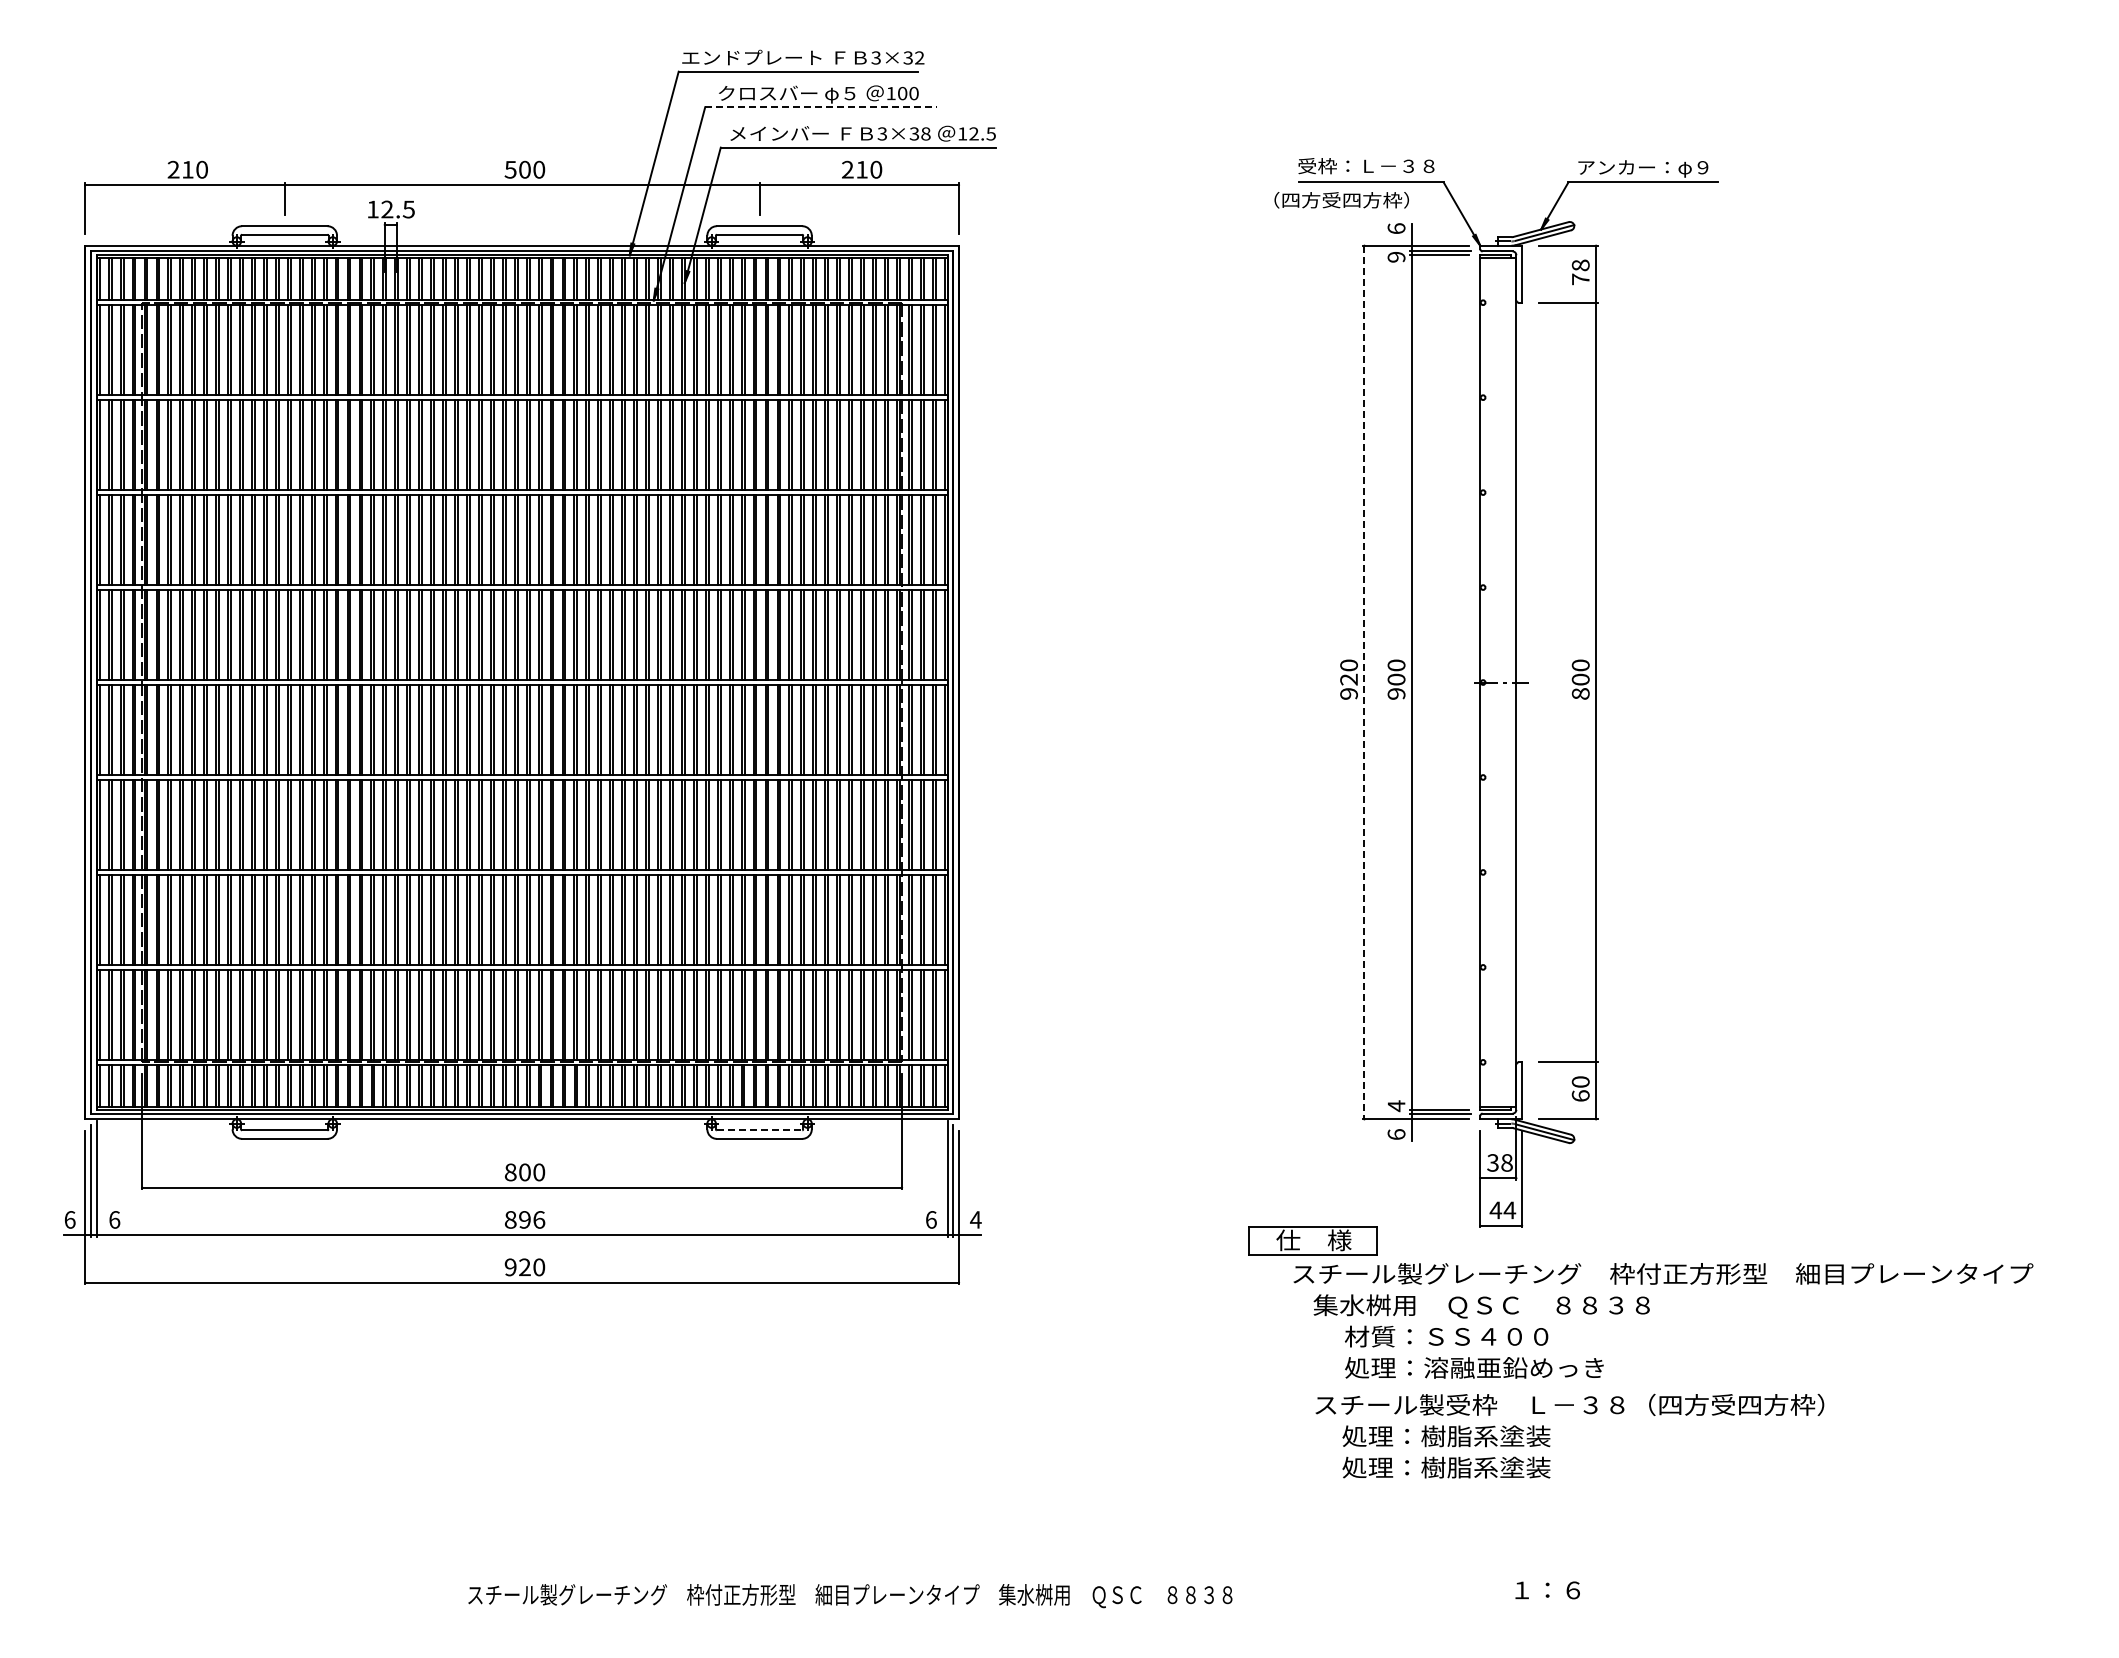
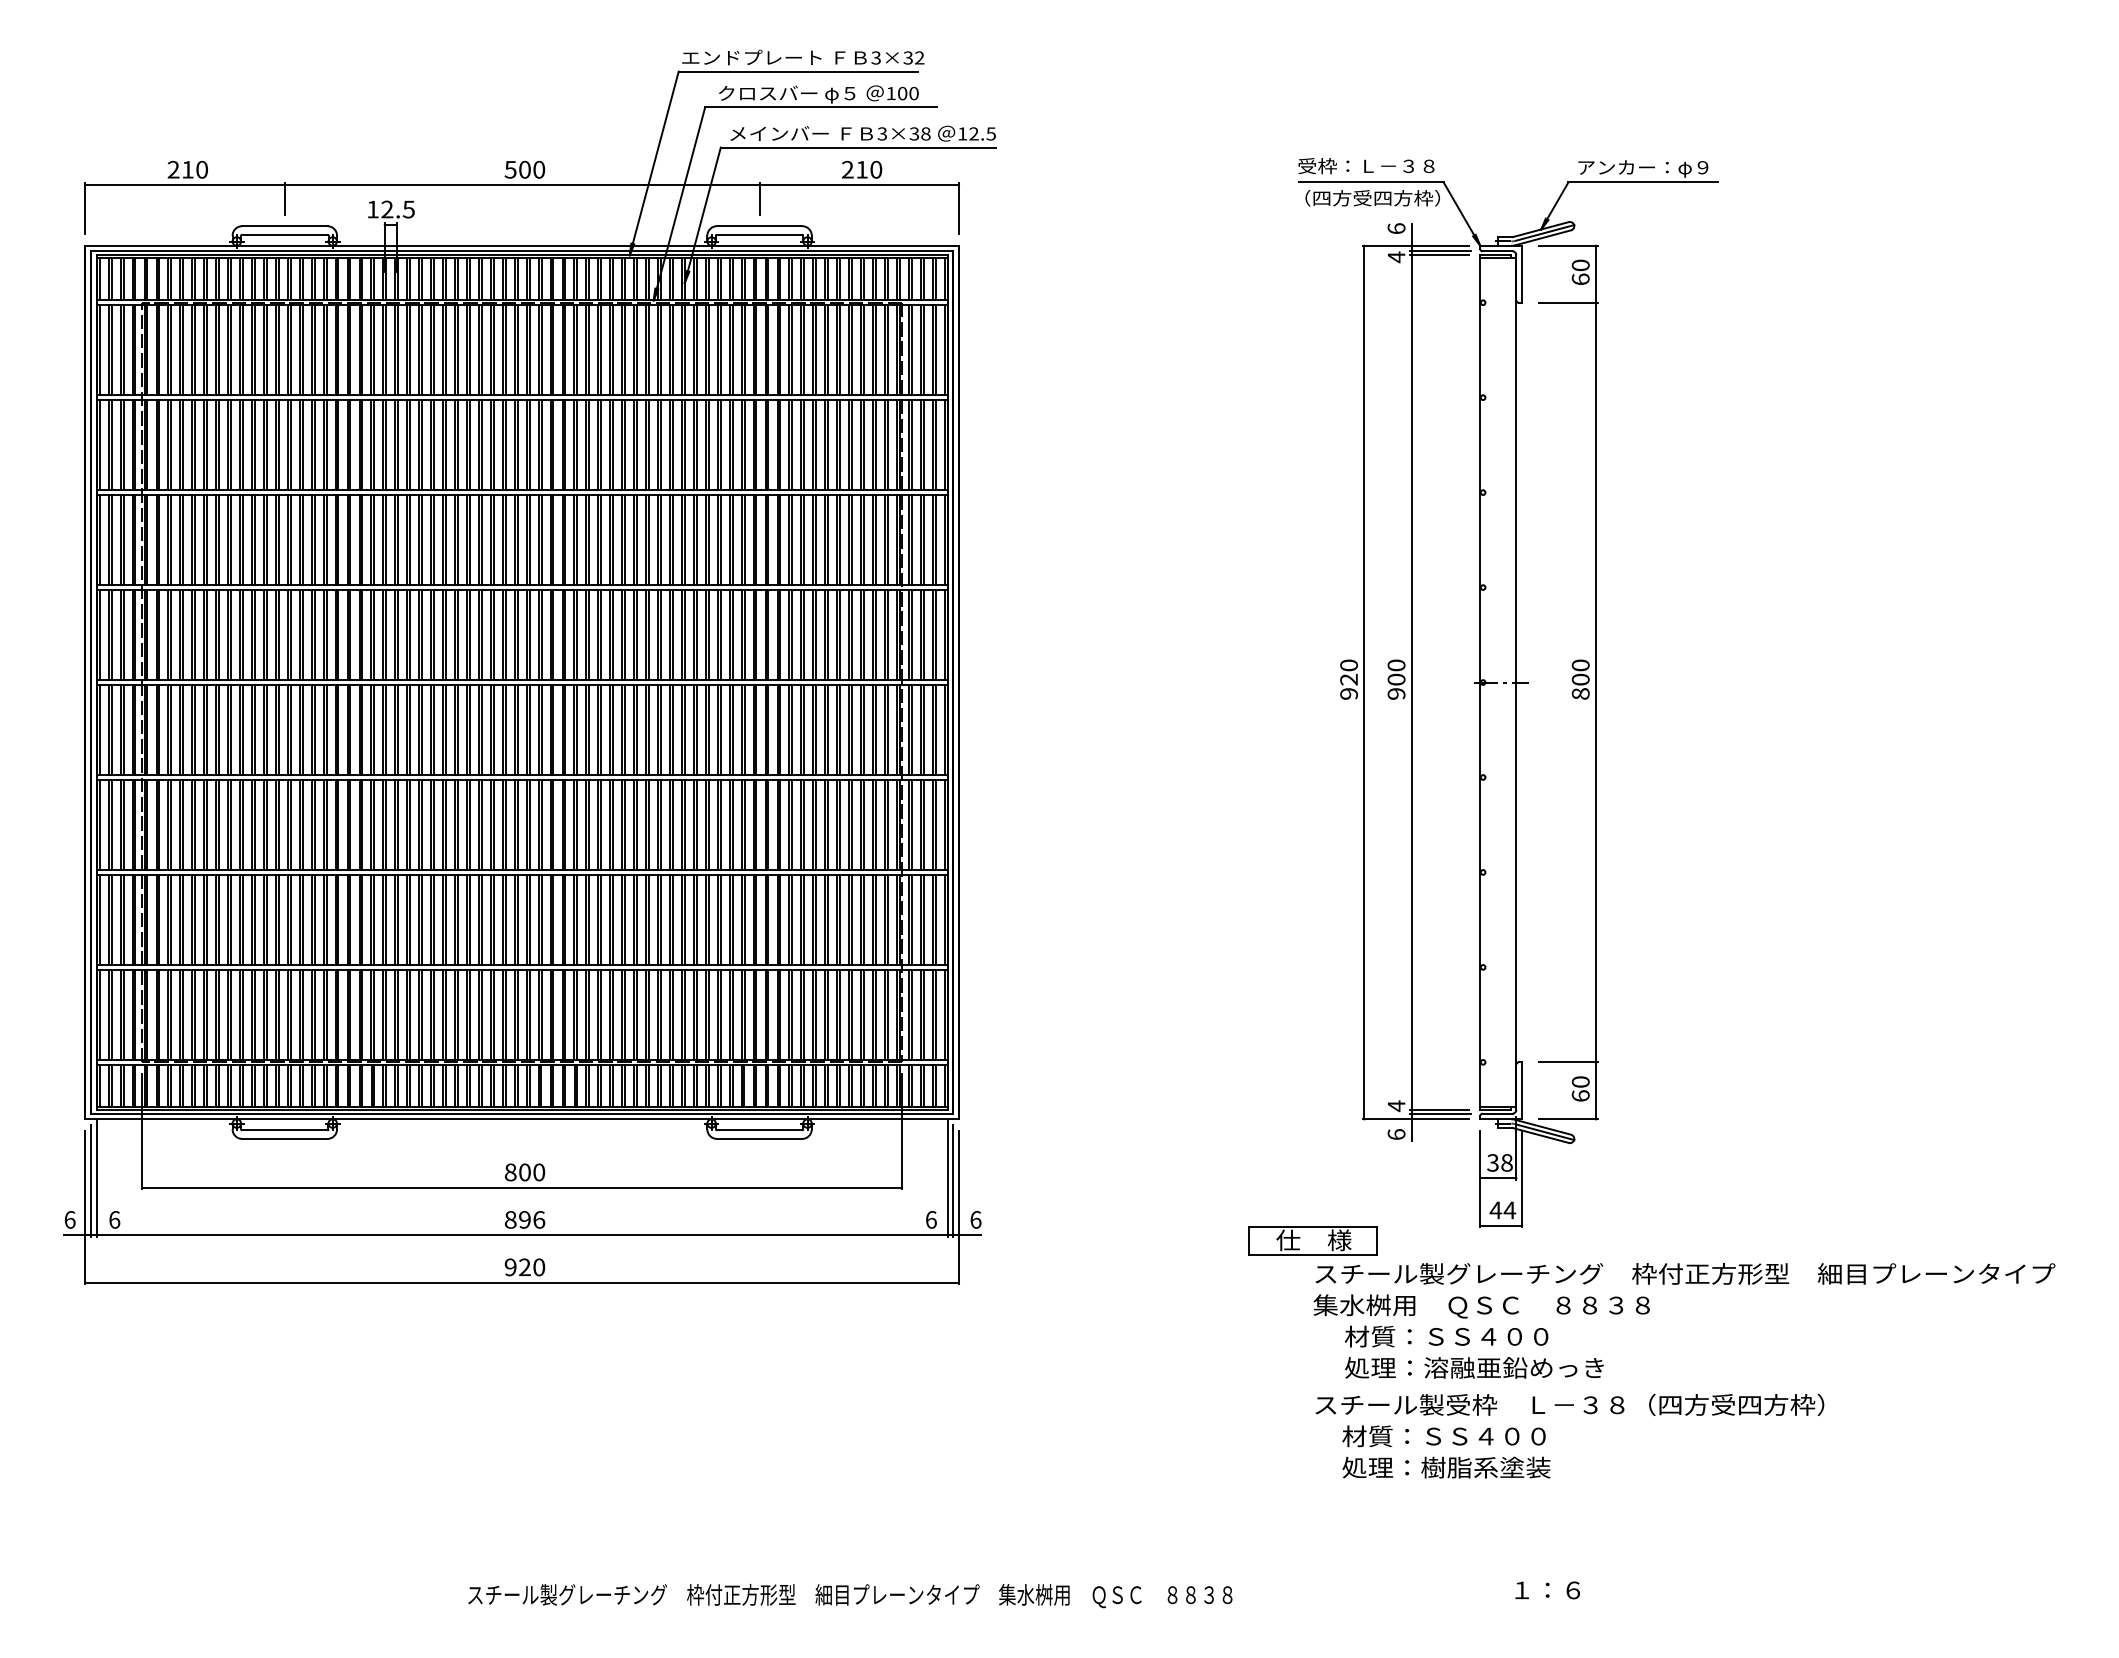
line: dashed -> solid (821, 107)
text position: (1341, 200) -> (1372, 198) (1372, 198)
text: 9 -> 4 (1396, 257)
text: 78 -> 60 (1580, 272)
line: dashed -> solid (1364, 682)
line: dashed -> solid (759, 1130)
text: 4 -> 6 (975, 1219)
text position: (1663, 1273) -> (1685, 1273) (1685, 1273)
text: 処理：樹脂系塗装 -> 材質：ＳＳ４００ (1446, 1436)
